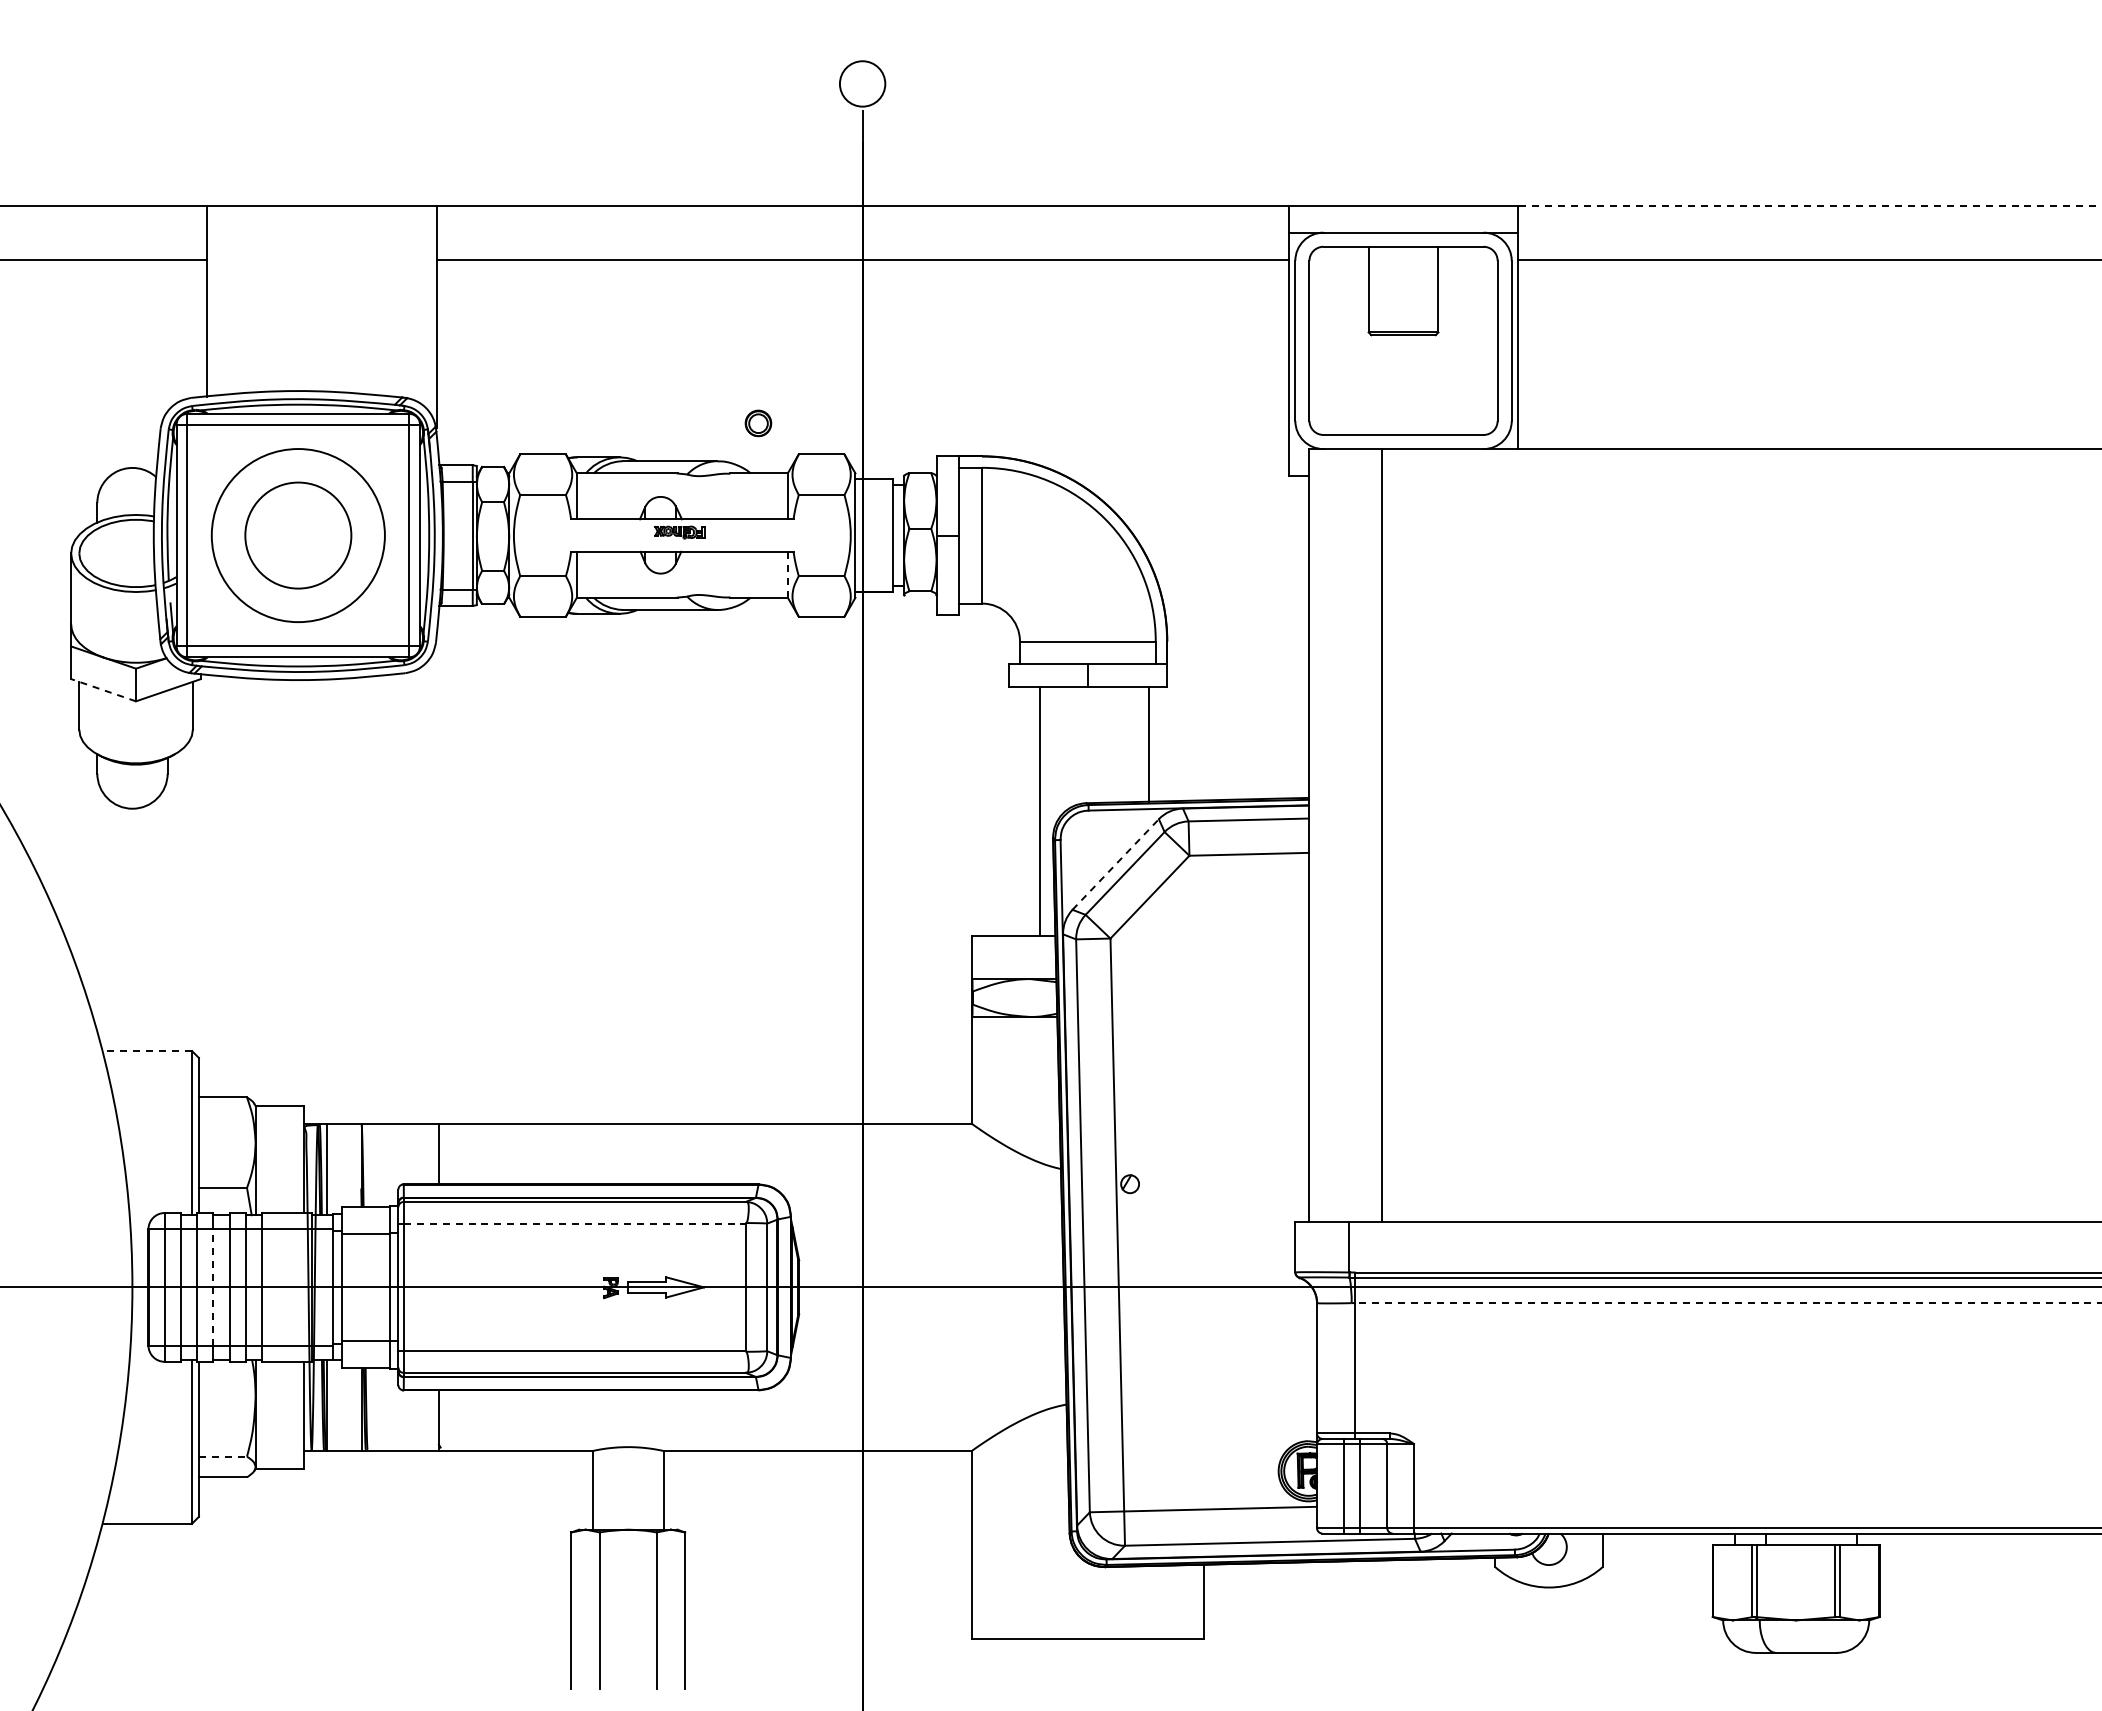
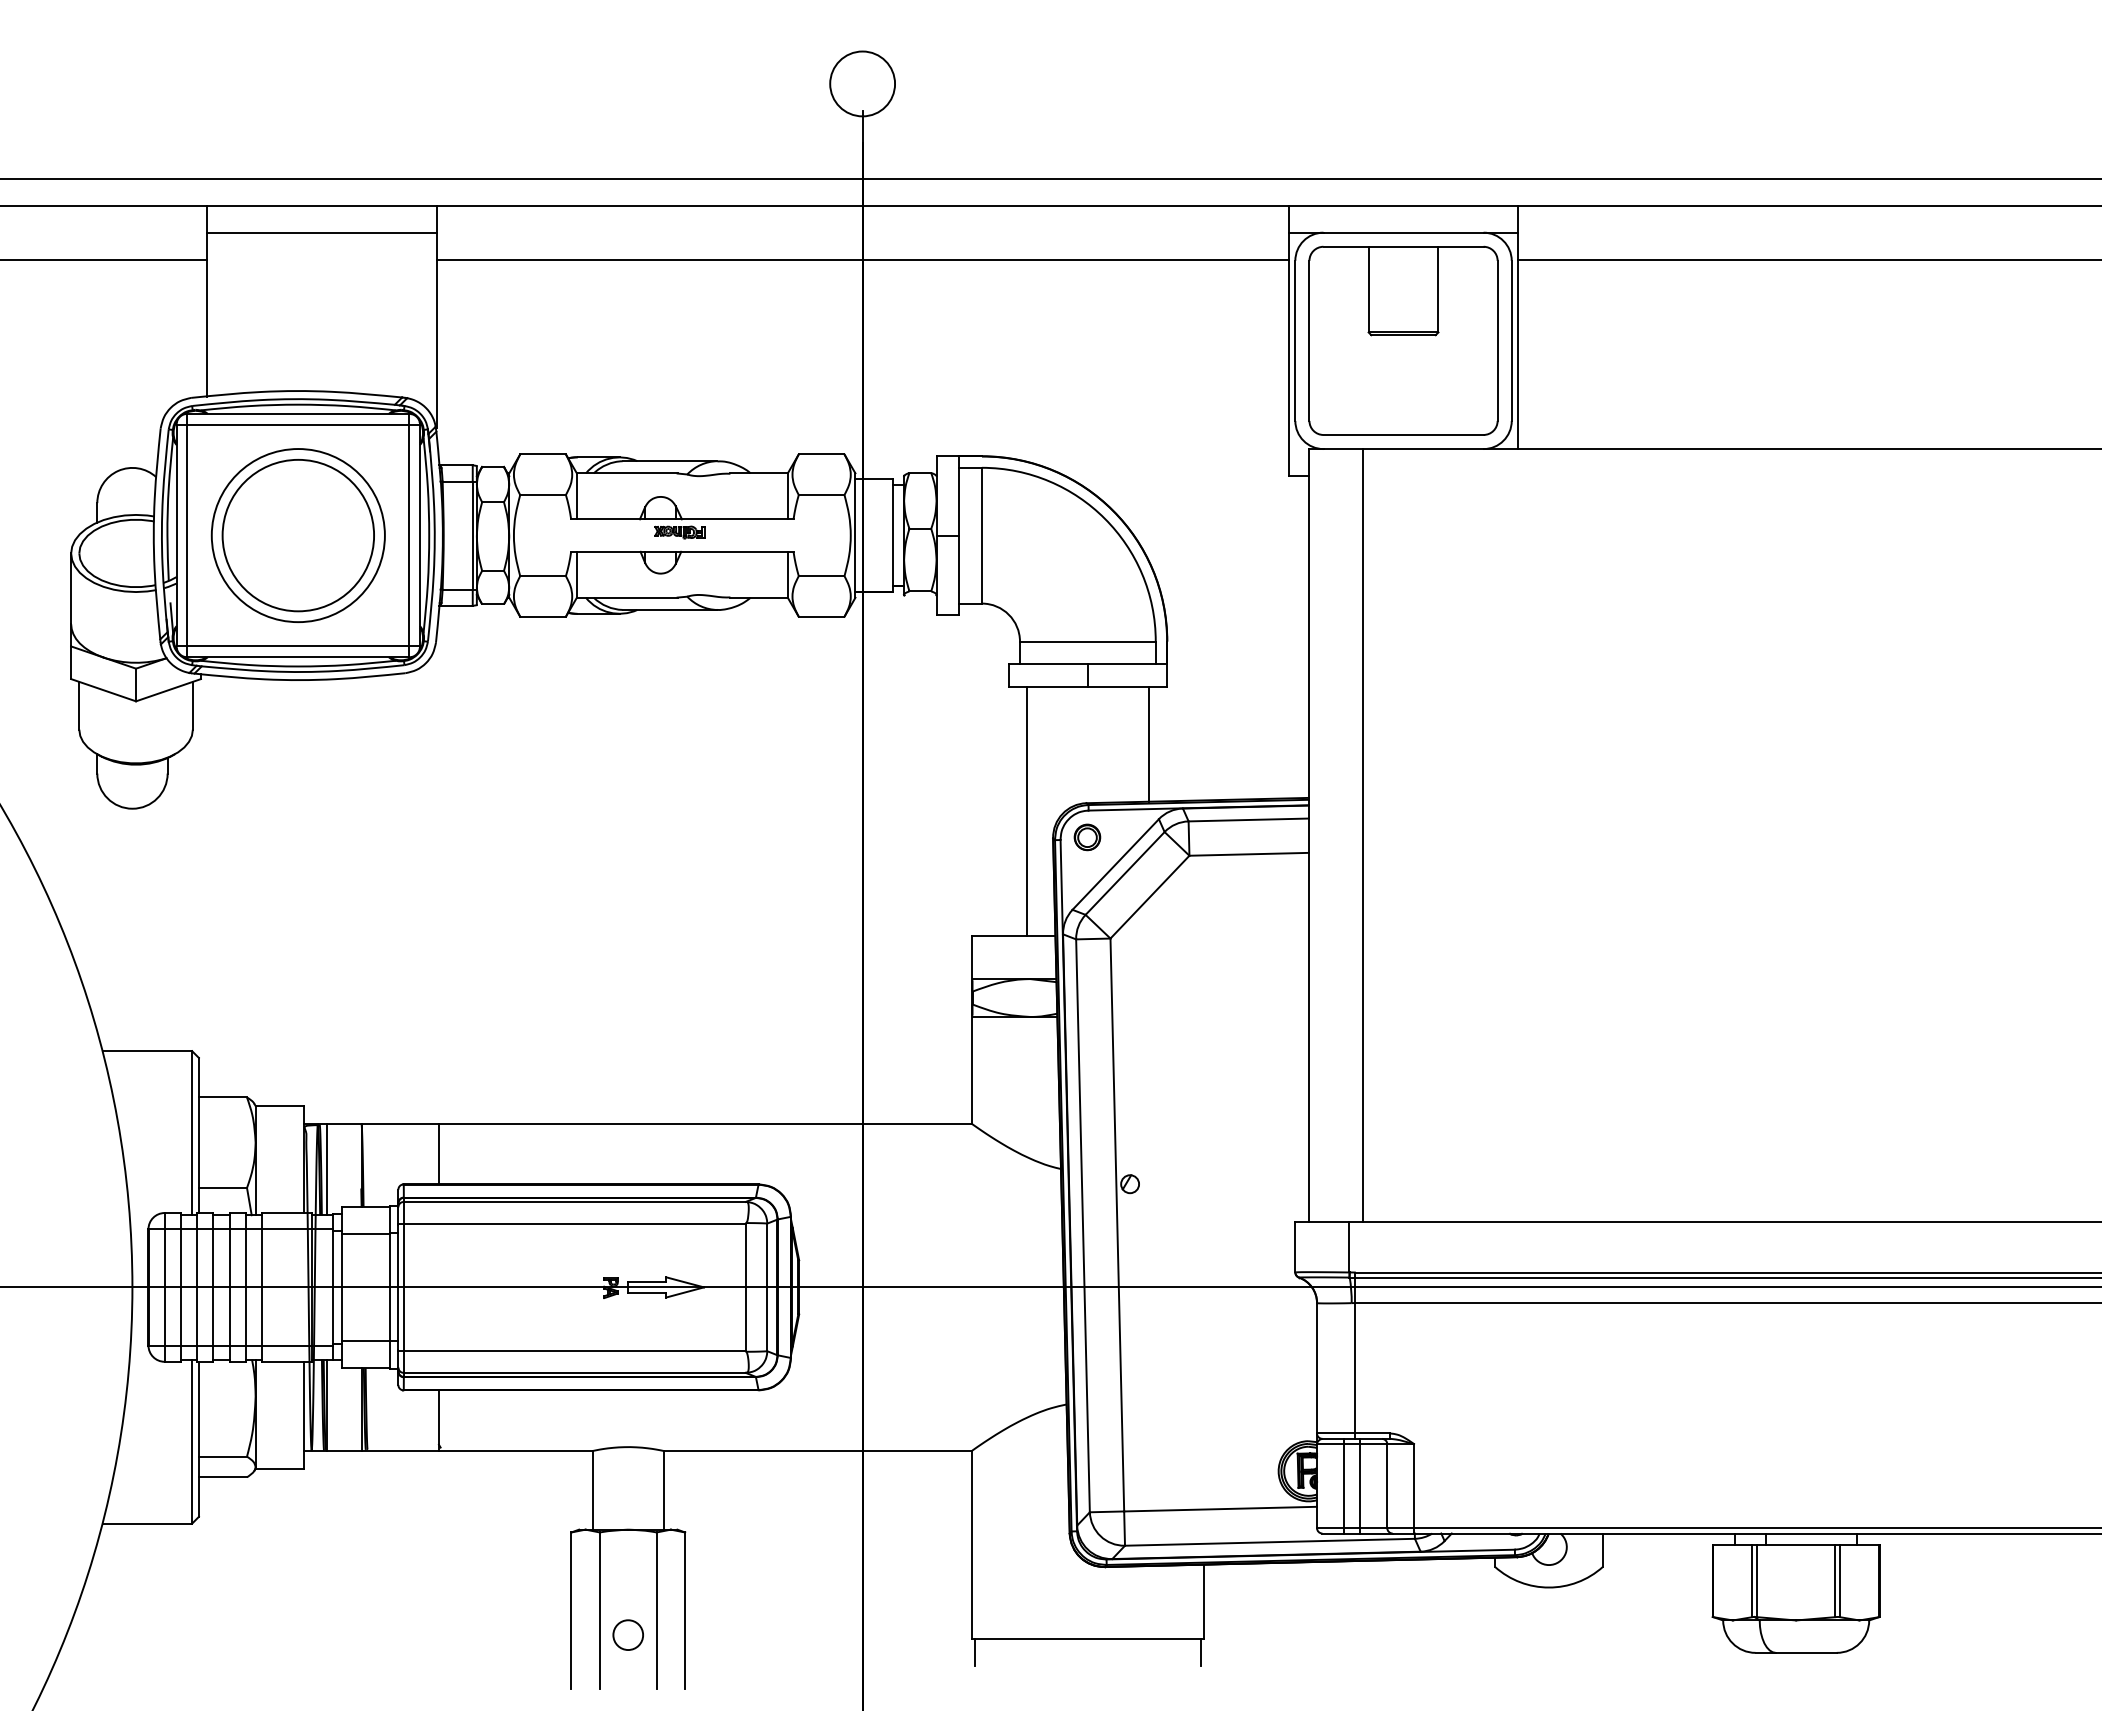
circle diameter: 45 px -> 65 px (862, 83)
line: none -> present (1050, 178)
line: dashed -> solid (1809, 205)
line: none -> present (321, 232)
part position: (758, 423) -> (1087, 837) (1087, 837)
circle diameter: 106 px -> 151 px (298, 535)
line: dashed -> solid (787, 574)
line: dashed -> solid (103, 690)
line position: (1040, 811) -> (1027, 811) (1027, 811)
line position: (1381, 835) -> (1362, 835) (1362, 835)
line: dashed -> solid (1115, 864)
line: dashed -> solid (147, 1051)
line: dashed -> solid (574, 1223)
line: dashed -> solid (213, 1286)
line: dashed -> solid (1727, 1303)
line: dashed -> solid (223, 1456)
circle: none -> present (627, 1634)
line: none -> present (974, 1652)
line: none -> present (1201, 1652)
